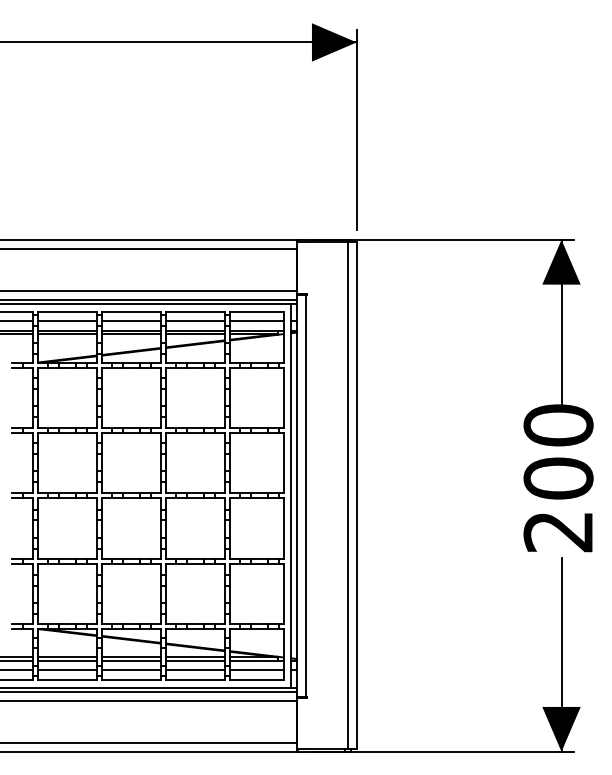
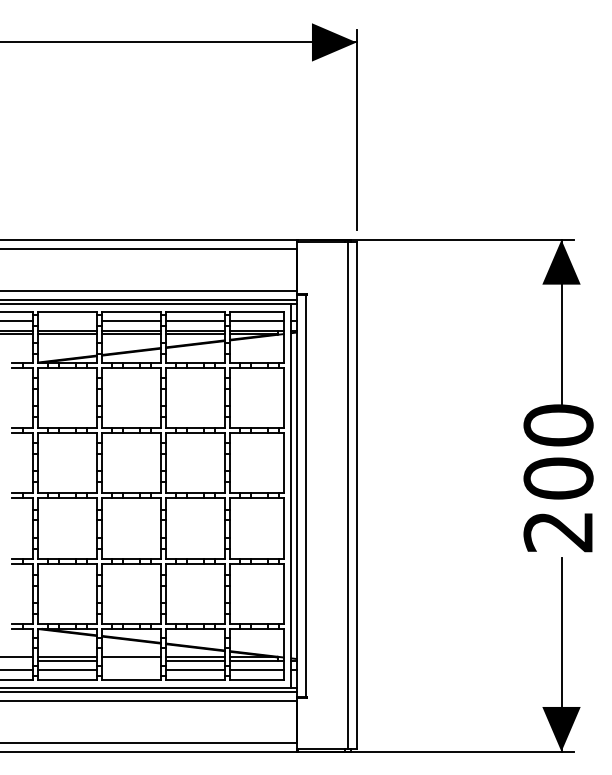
line: present -> none (67, 321)
line: present -> none (17, 660)
line: present -> none (131, 660)
line: present -> none (131, 670)
